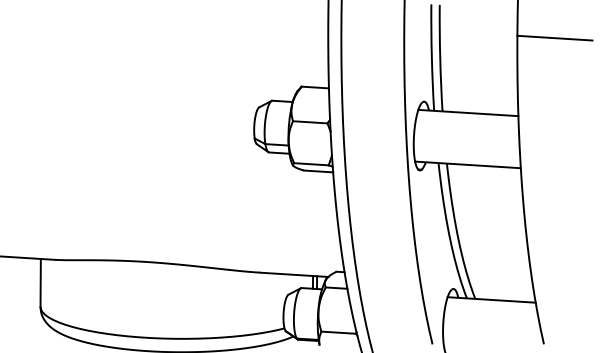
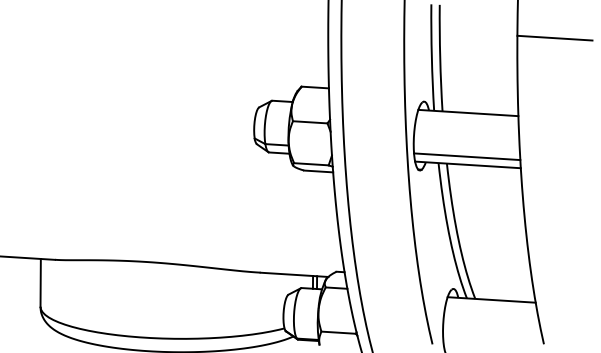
line: none -> present (467, 156)
